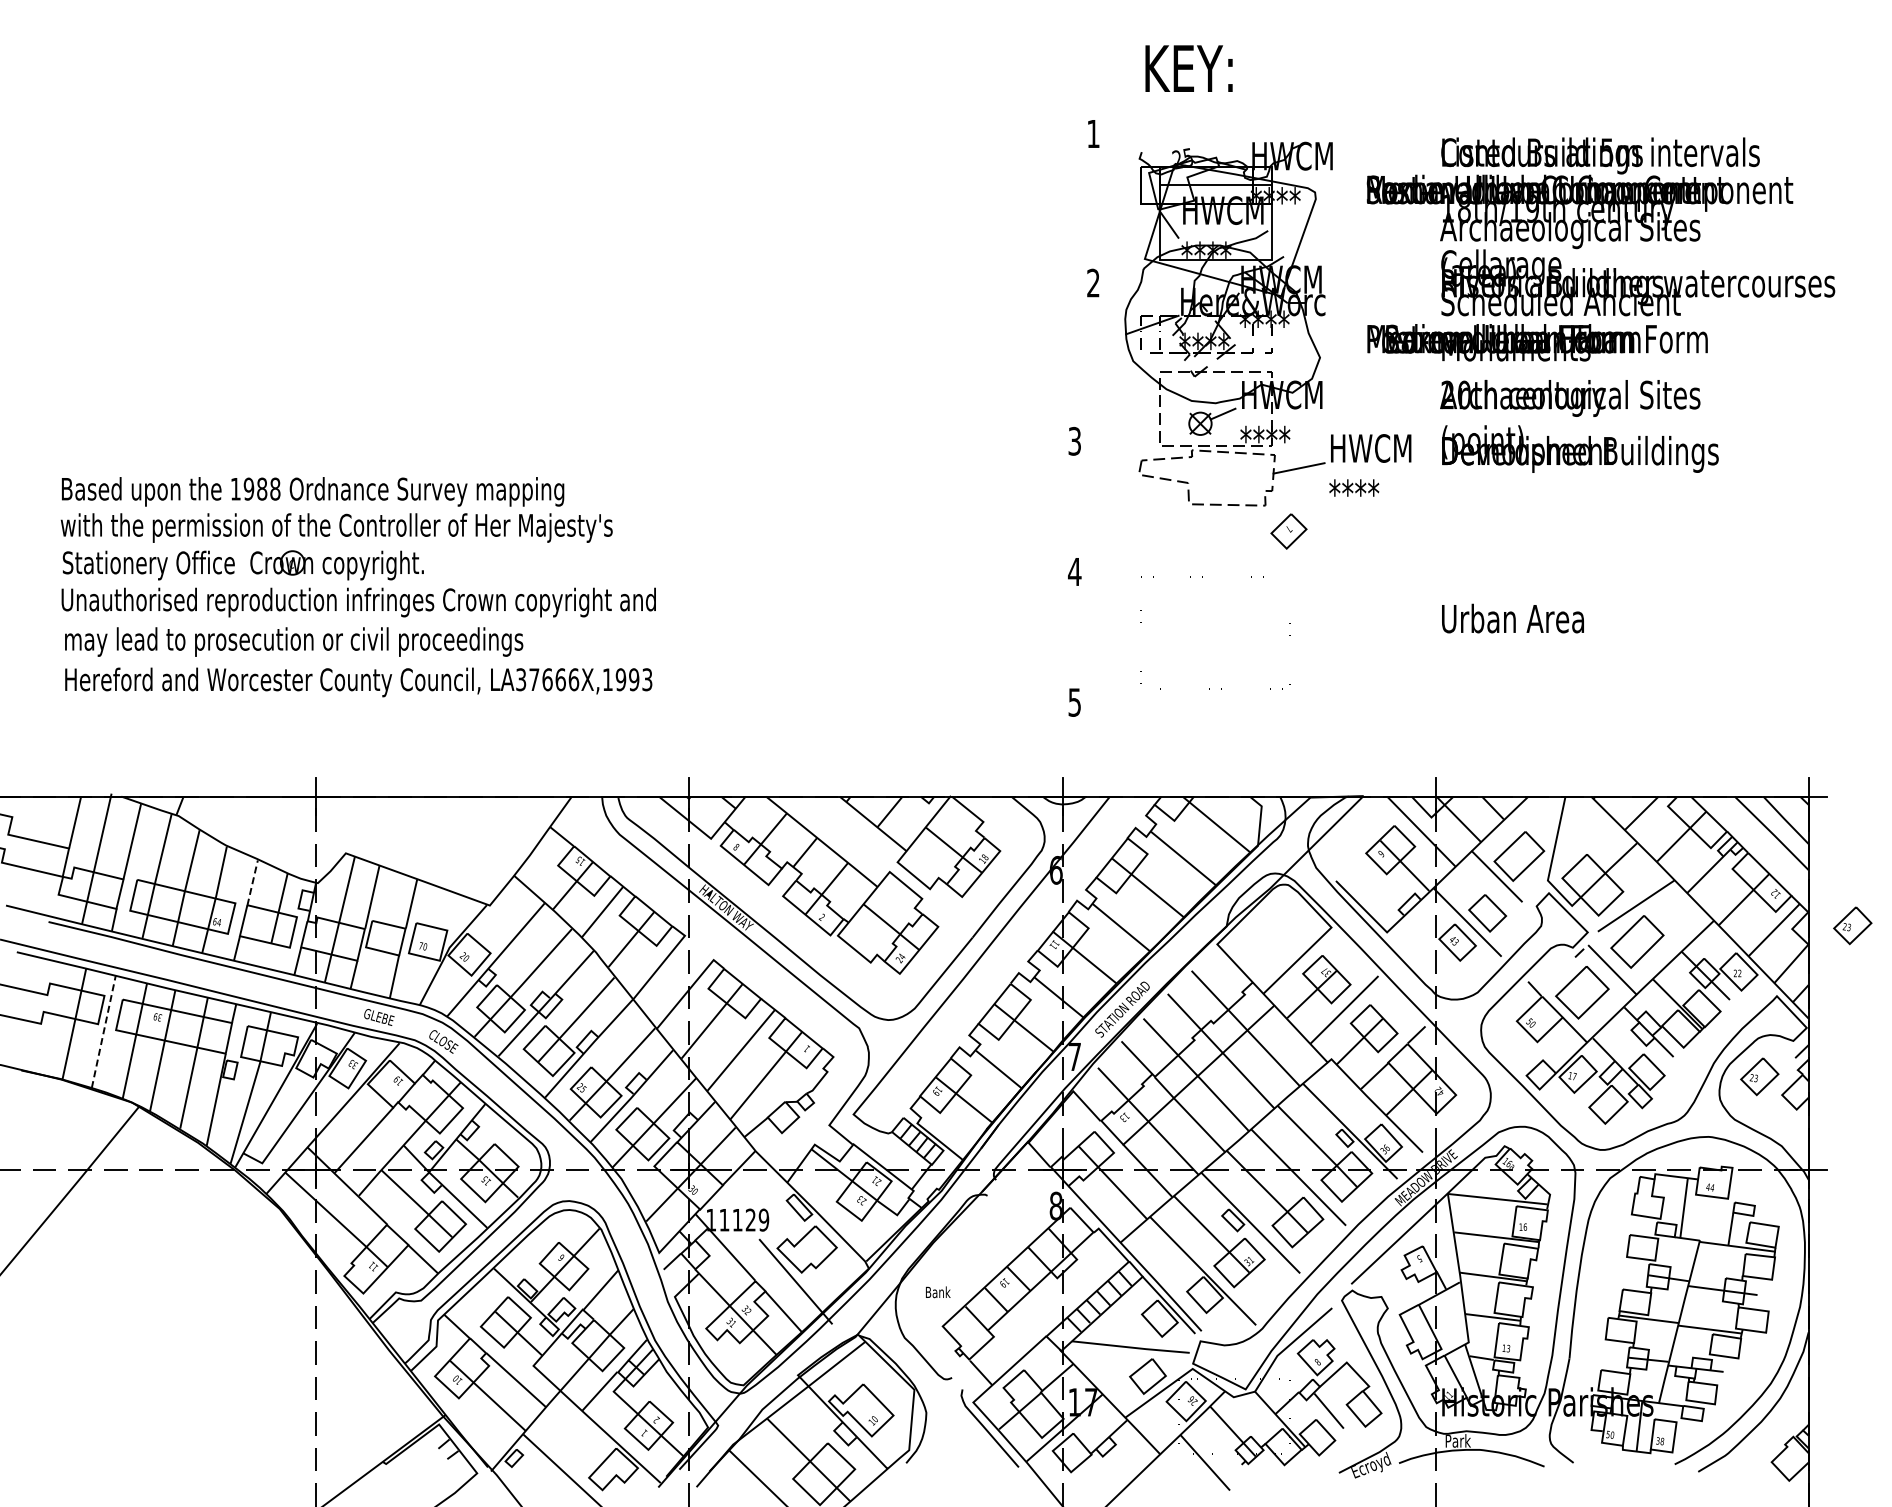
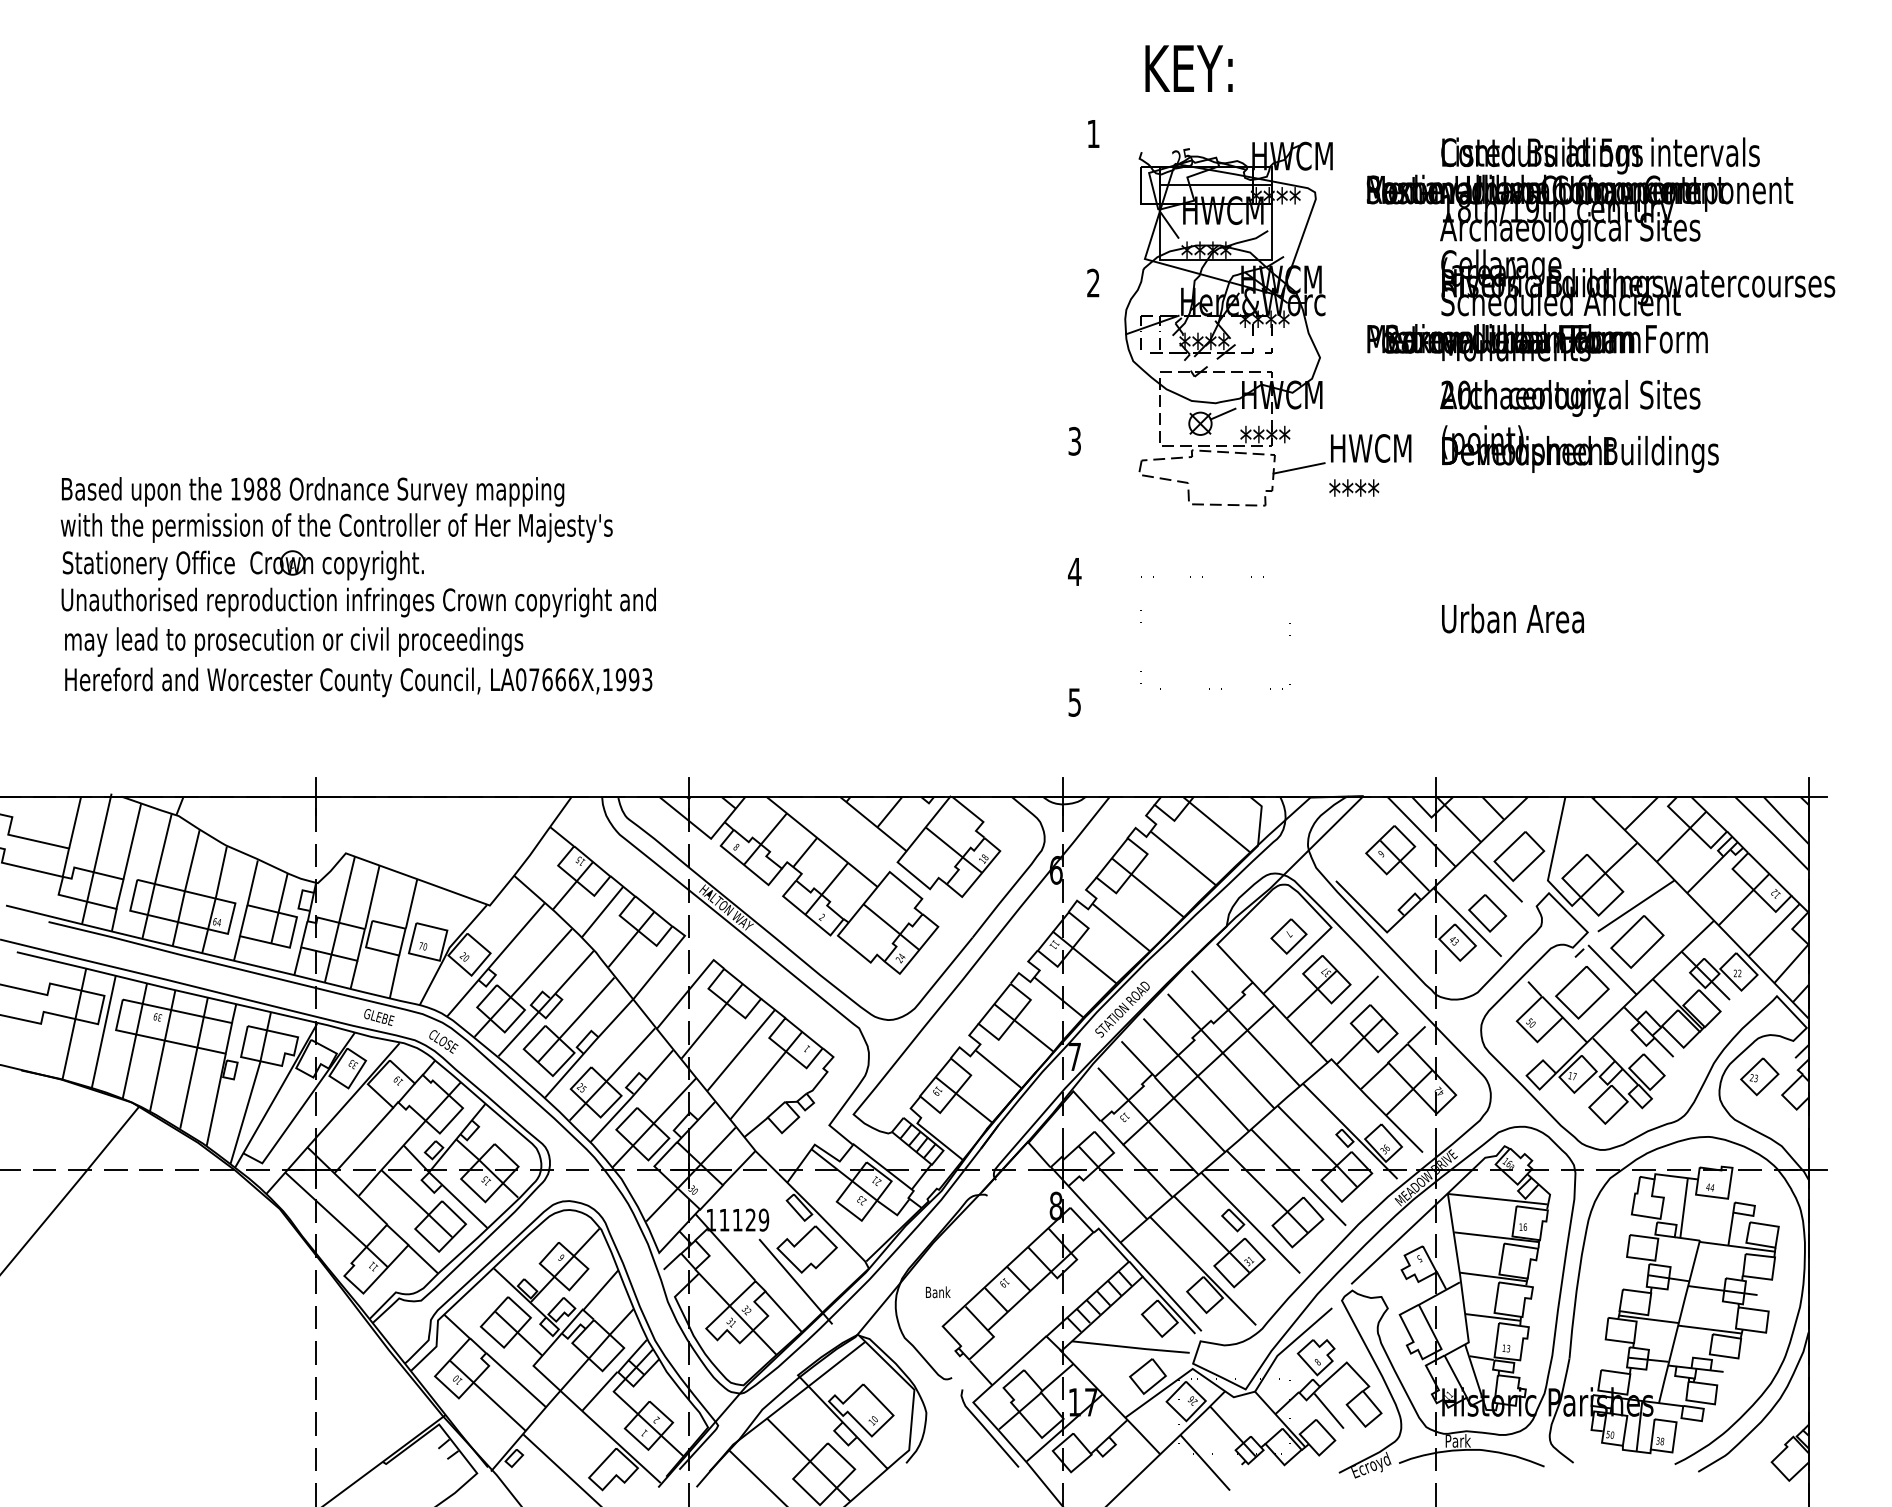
part position: (1288, 531) -> (1288, 936) (1288, 936)
text: LA37666X,1993 -> LA07666X,1993 (521, 679)
line: dashed -> solid (252, 882)
part: present -> none (1852, 925)
line: dashed -> solid (103, 1031)
